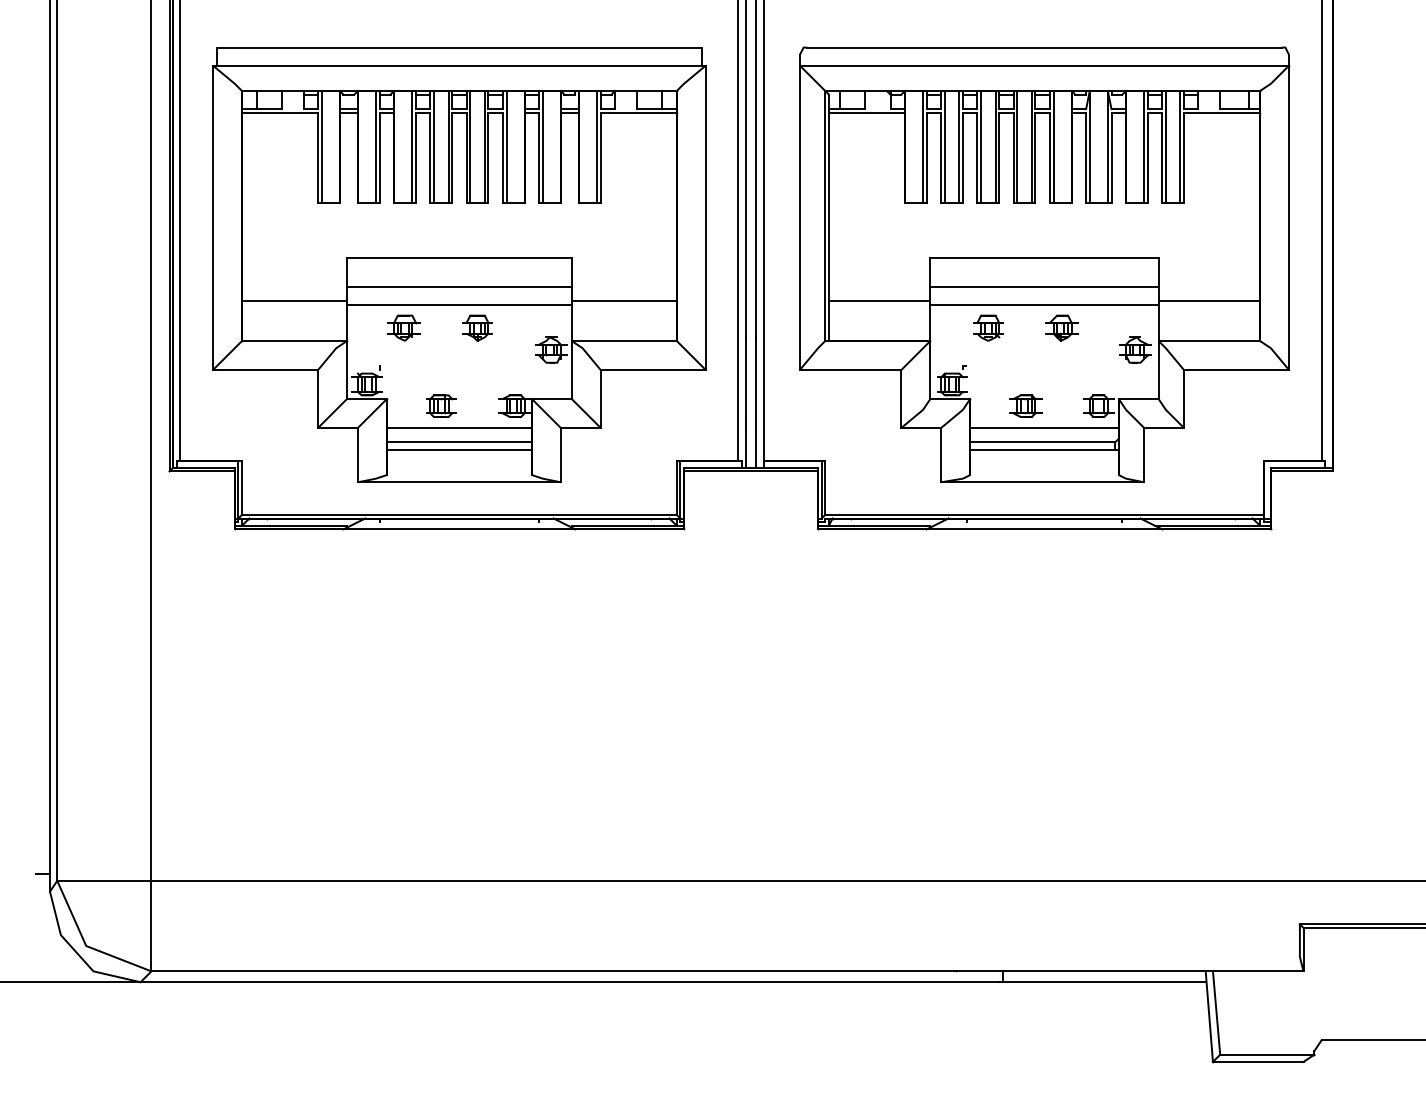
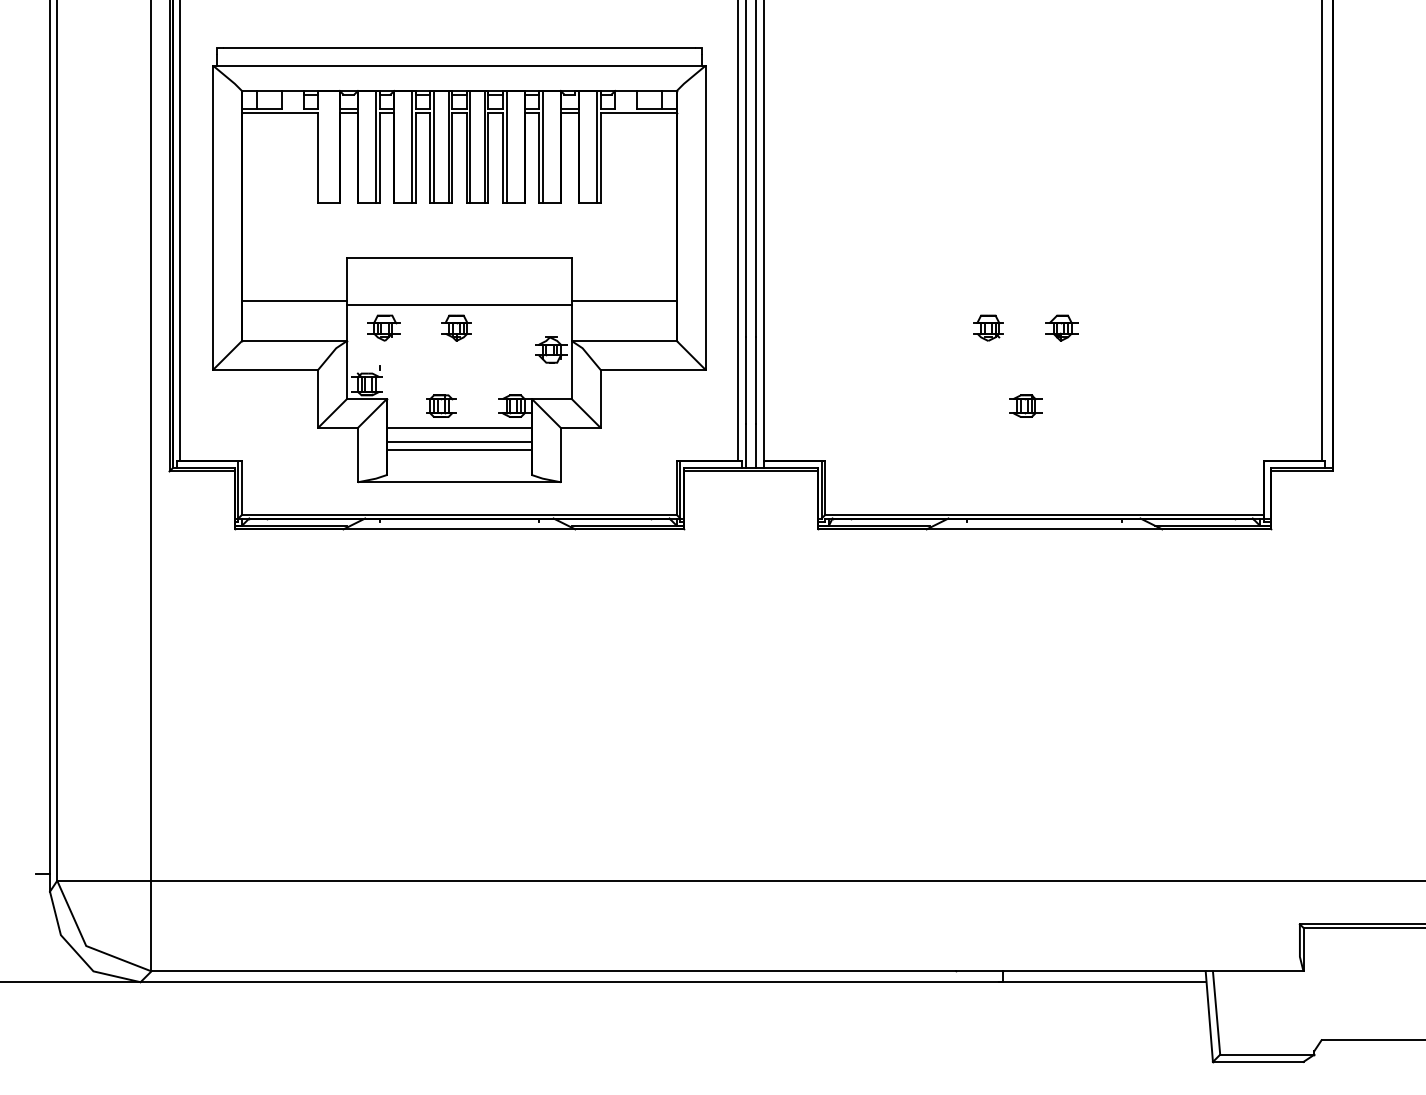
line: present -> none (321, 147)
part: present -> none (1044, 264)
line: present -> none (459, 286)
part position: (403, 327) -> (383, 327) (383, 327)
part position: (477, 327) -> (456, 327) (456, 327)
